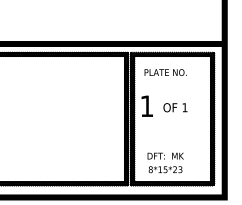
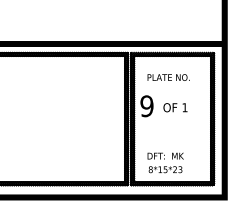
text position: (165, 72) -> (168, 77) (168, 77)
text: 1 -> 9 (146, 106)
